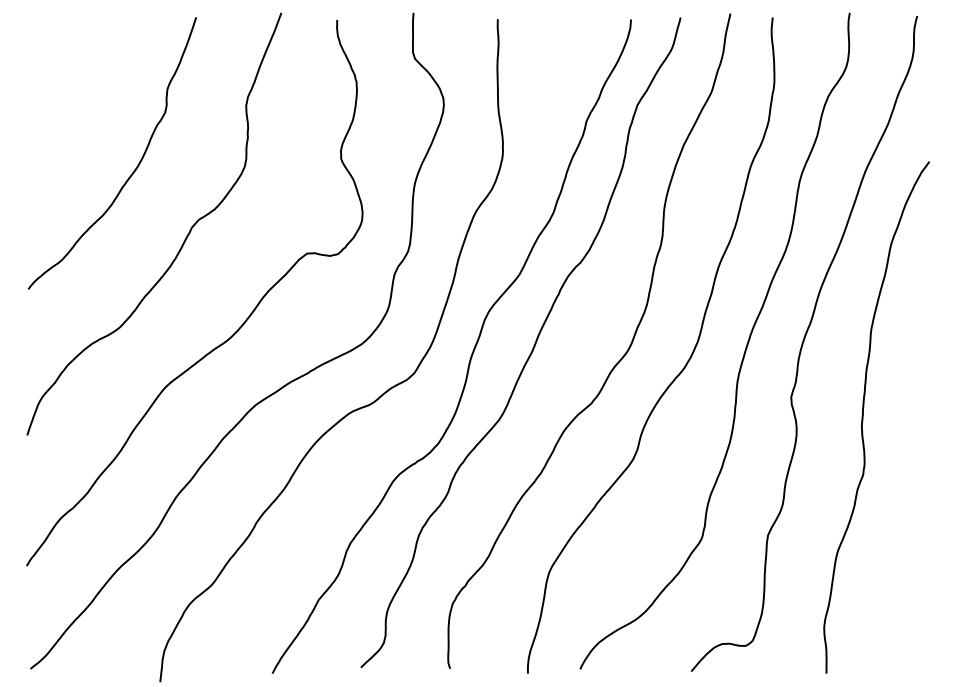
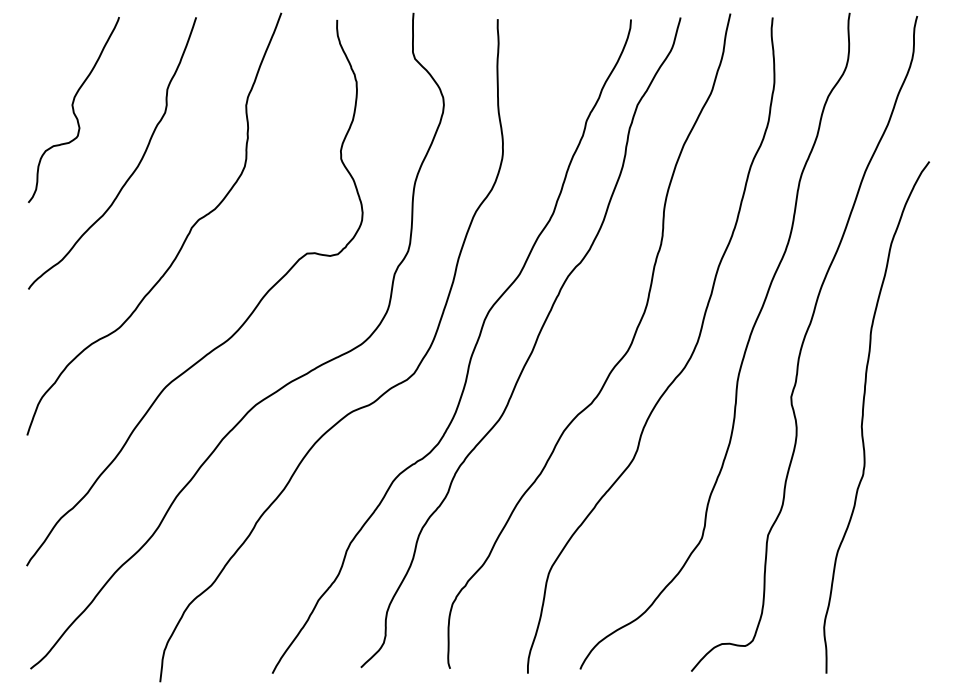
curve: none -> present (73, 109)
